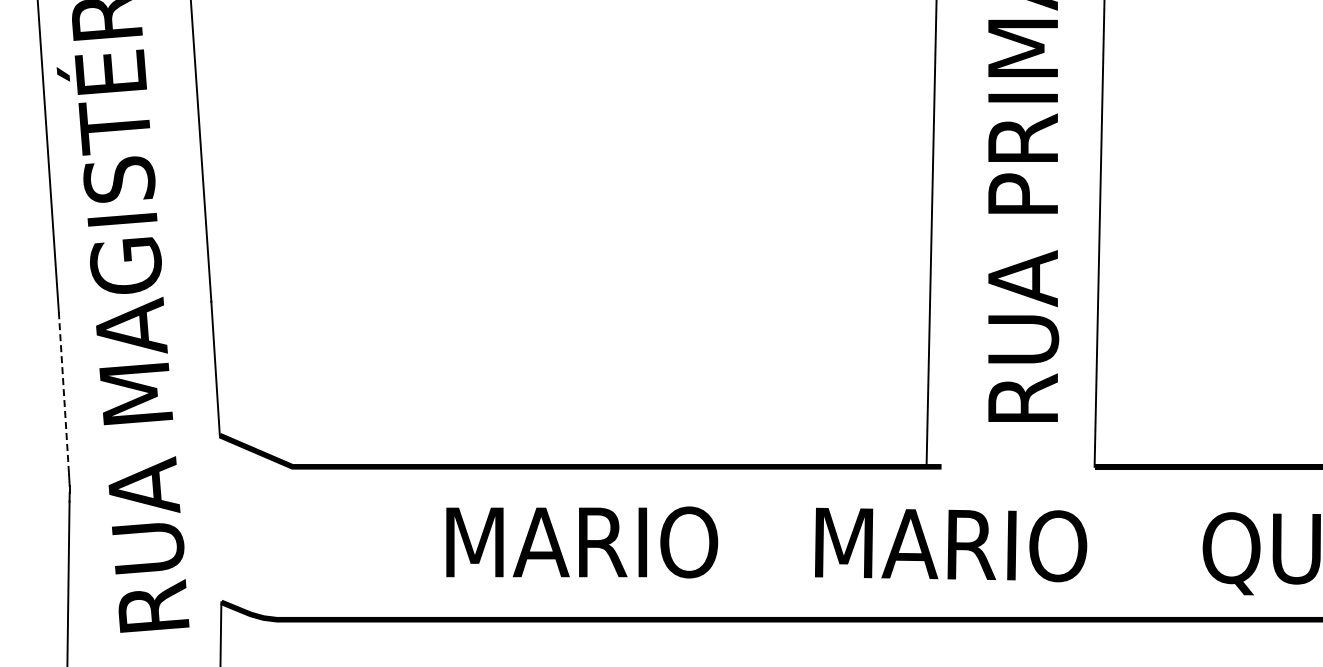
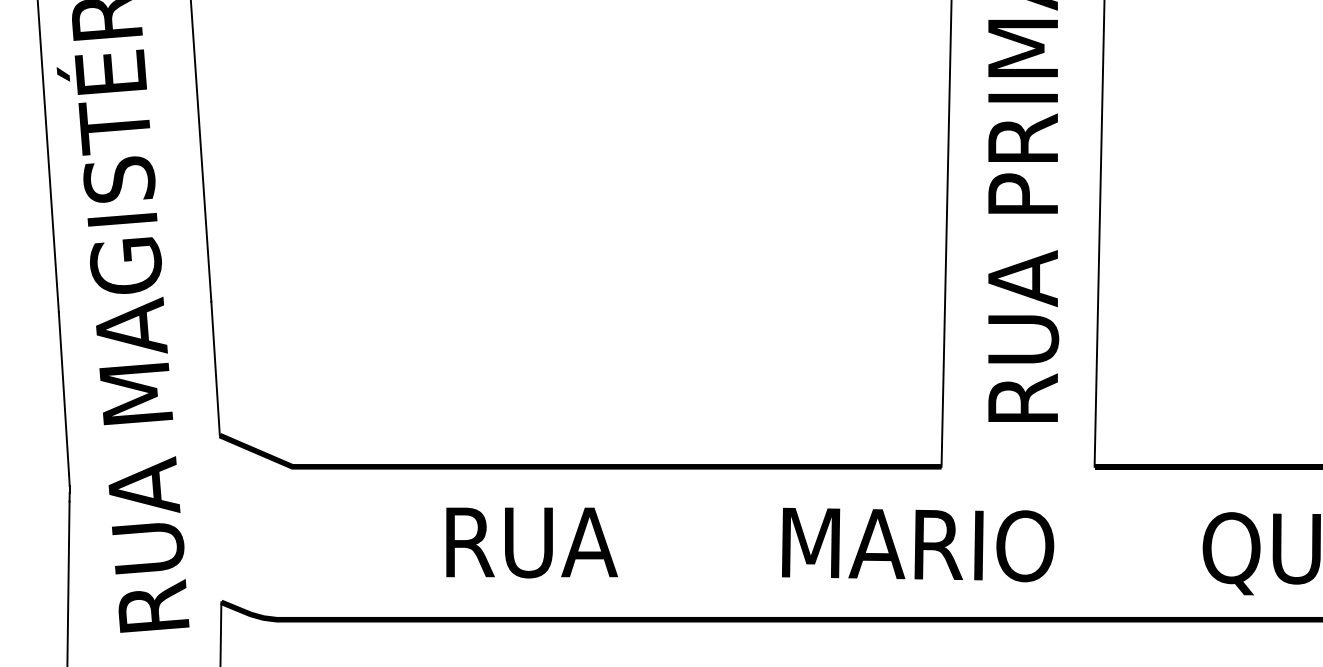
line position: (931, 234) -> (946, 234) (946, 234)
line: dashed -> solid (63, 393)
text: MARIO -> RUA (586, 542)
text position: (951, 544) -> (918, 544) (918, 544)
